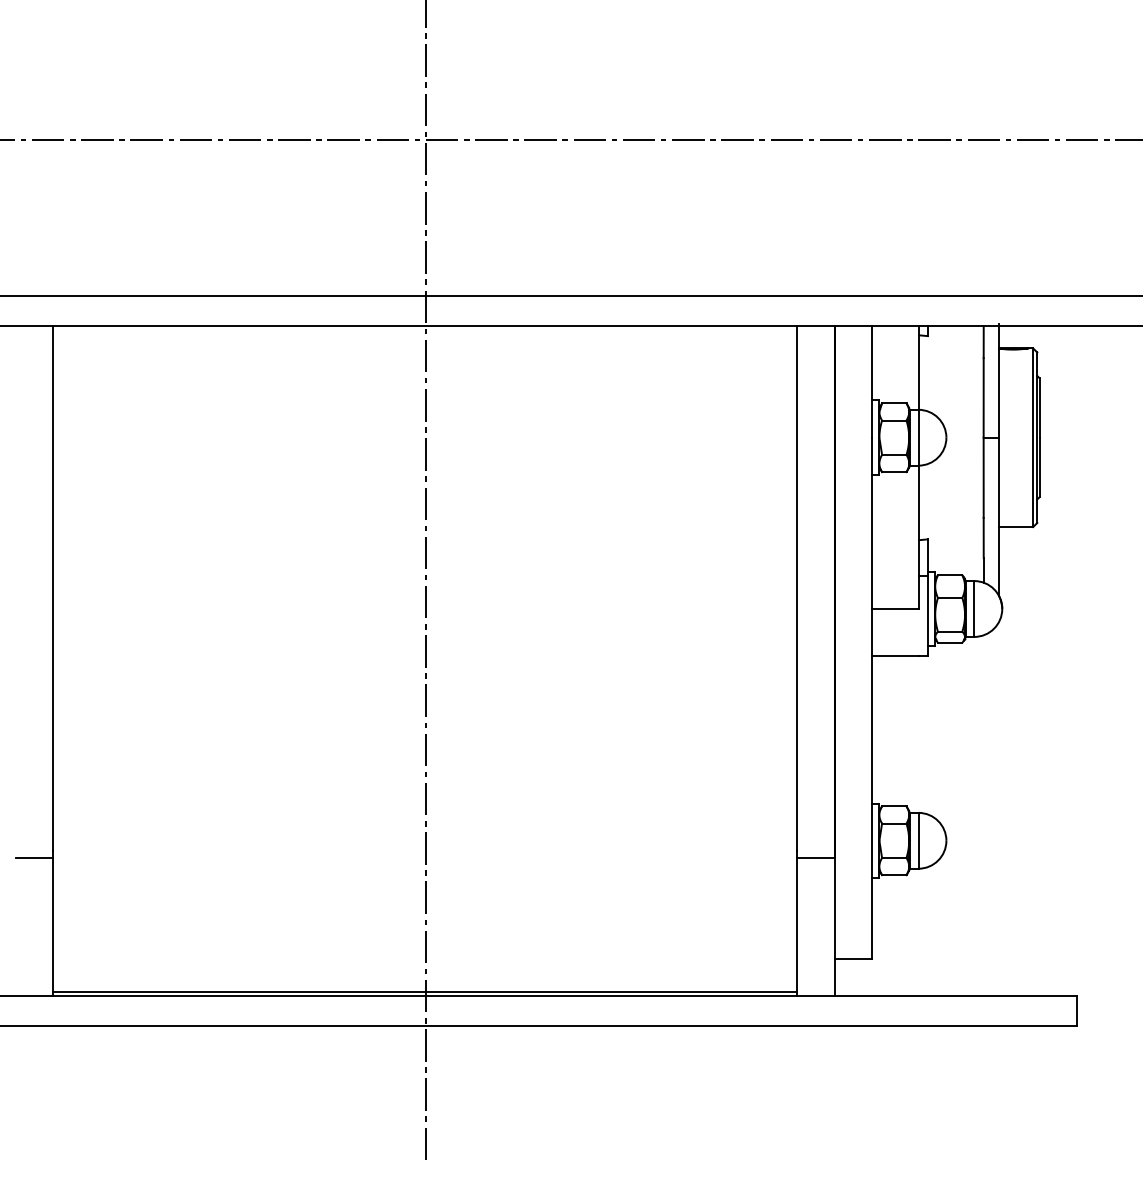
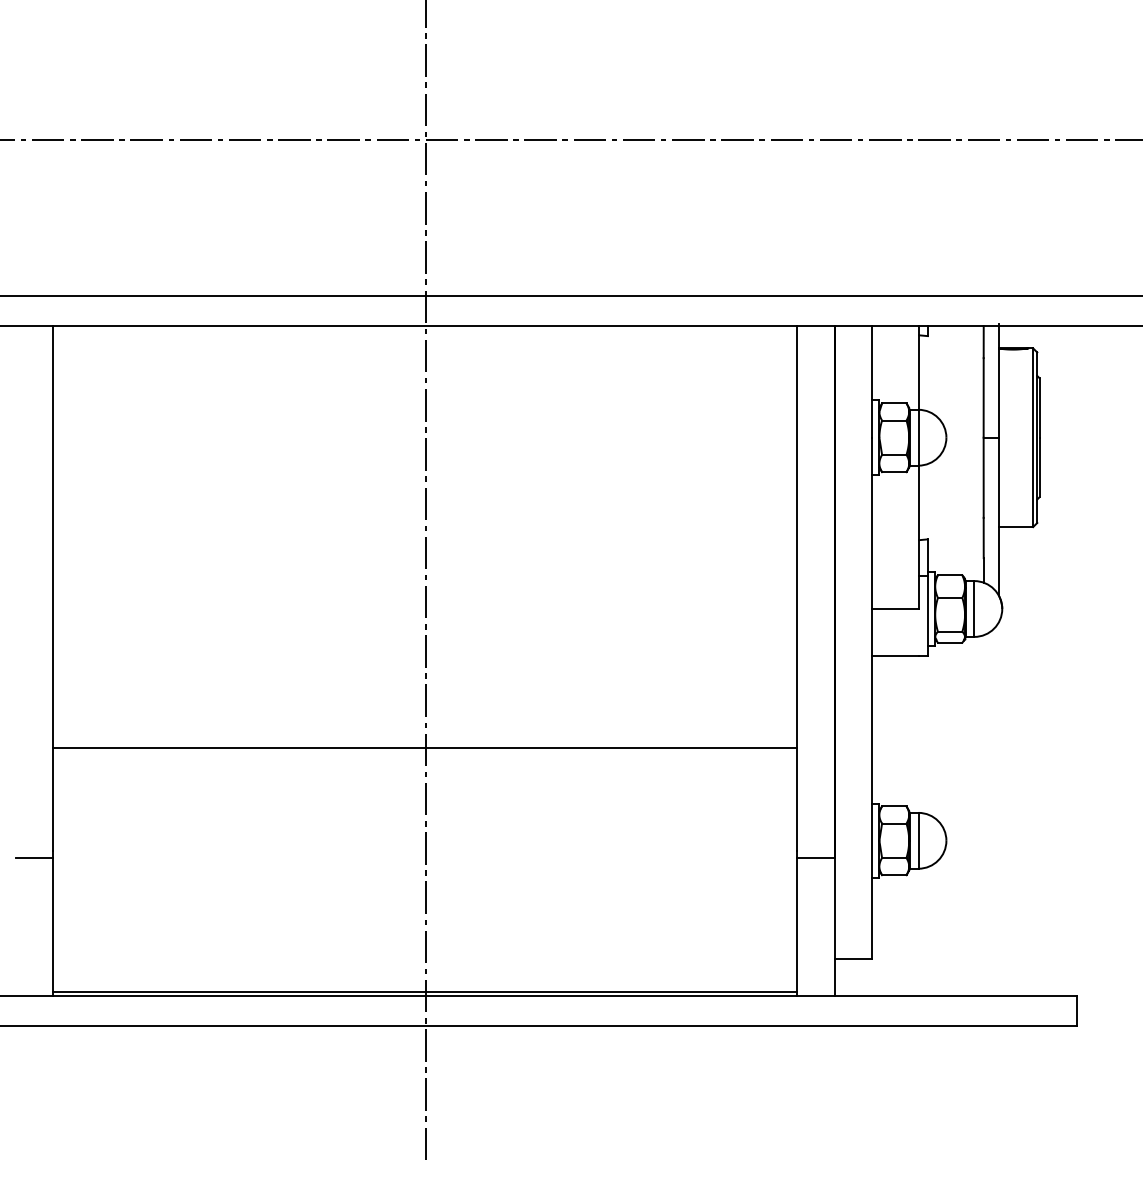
line: none -> present (424, 748)
